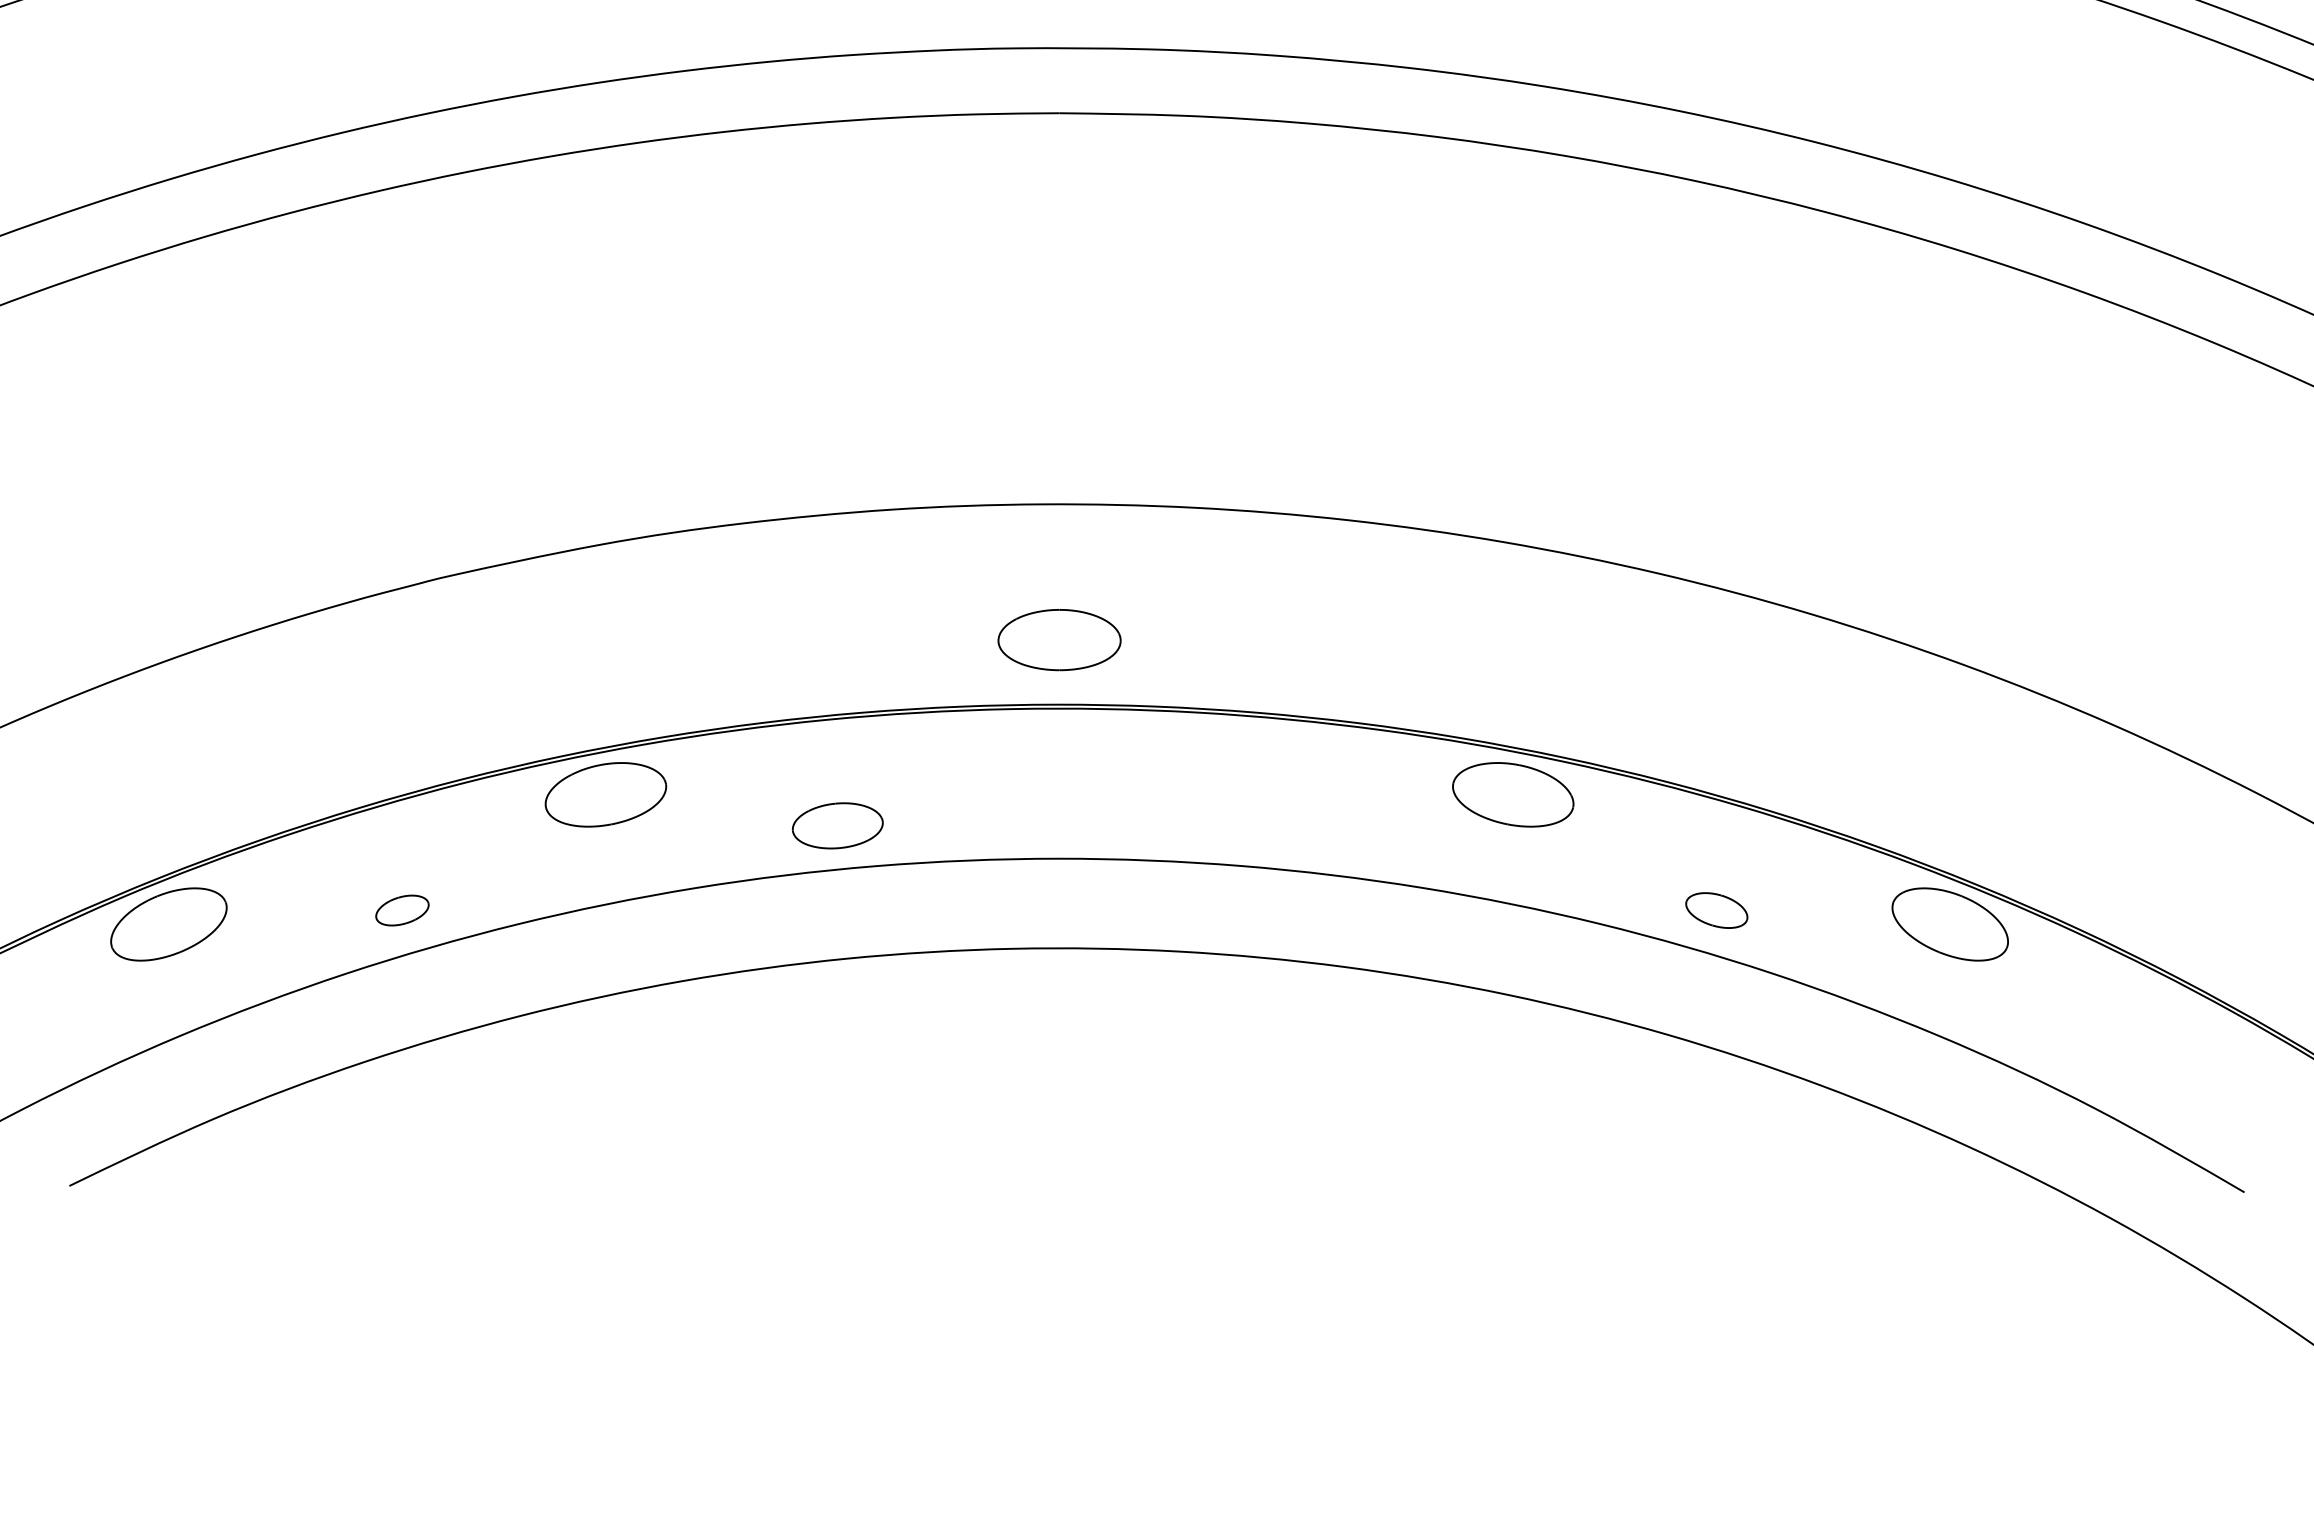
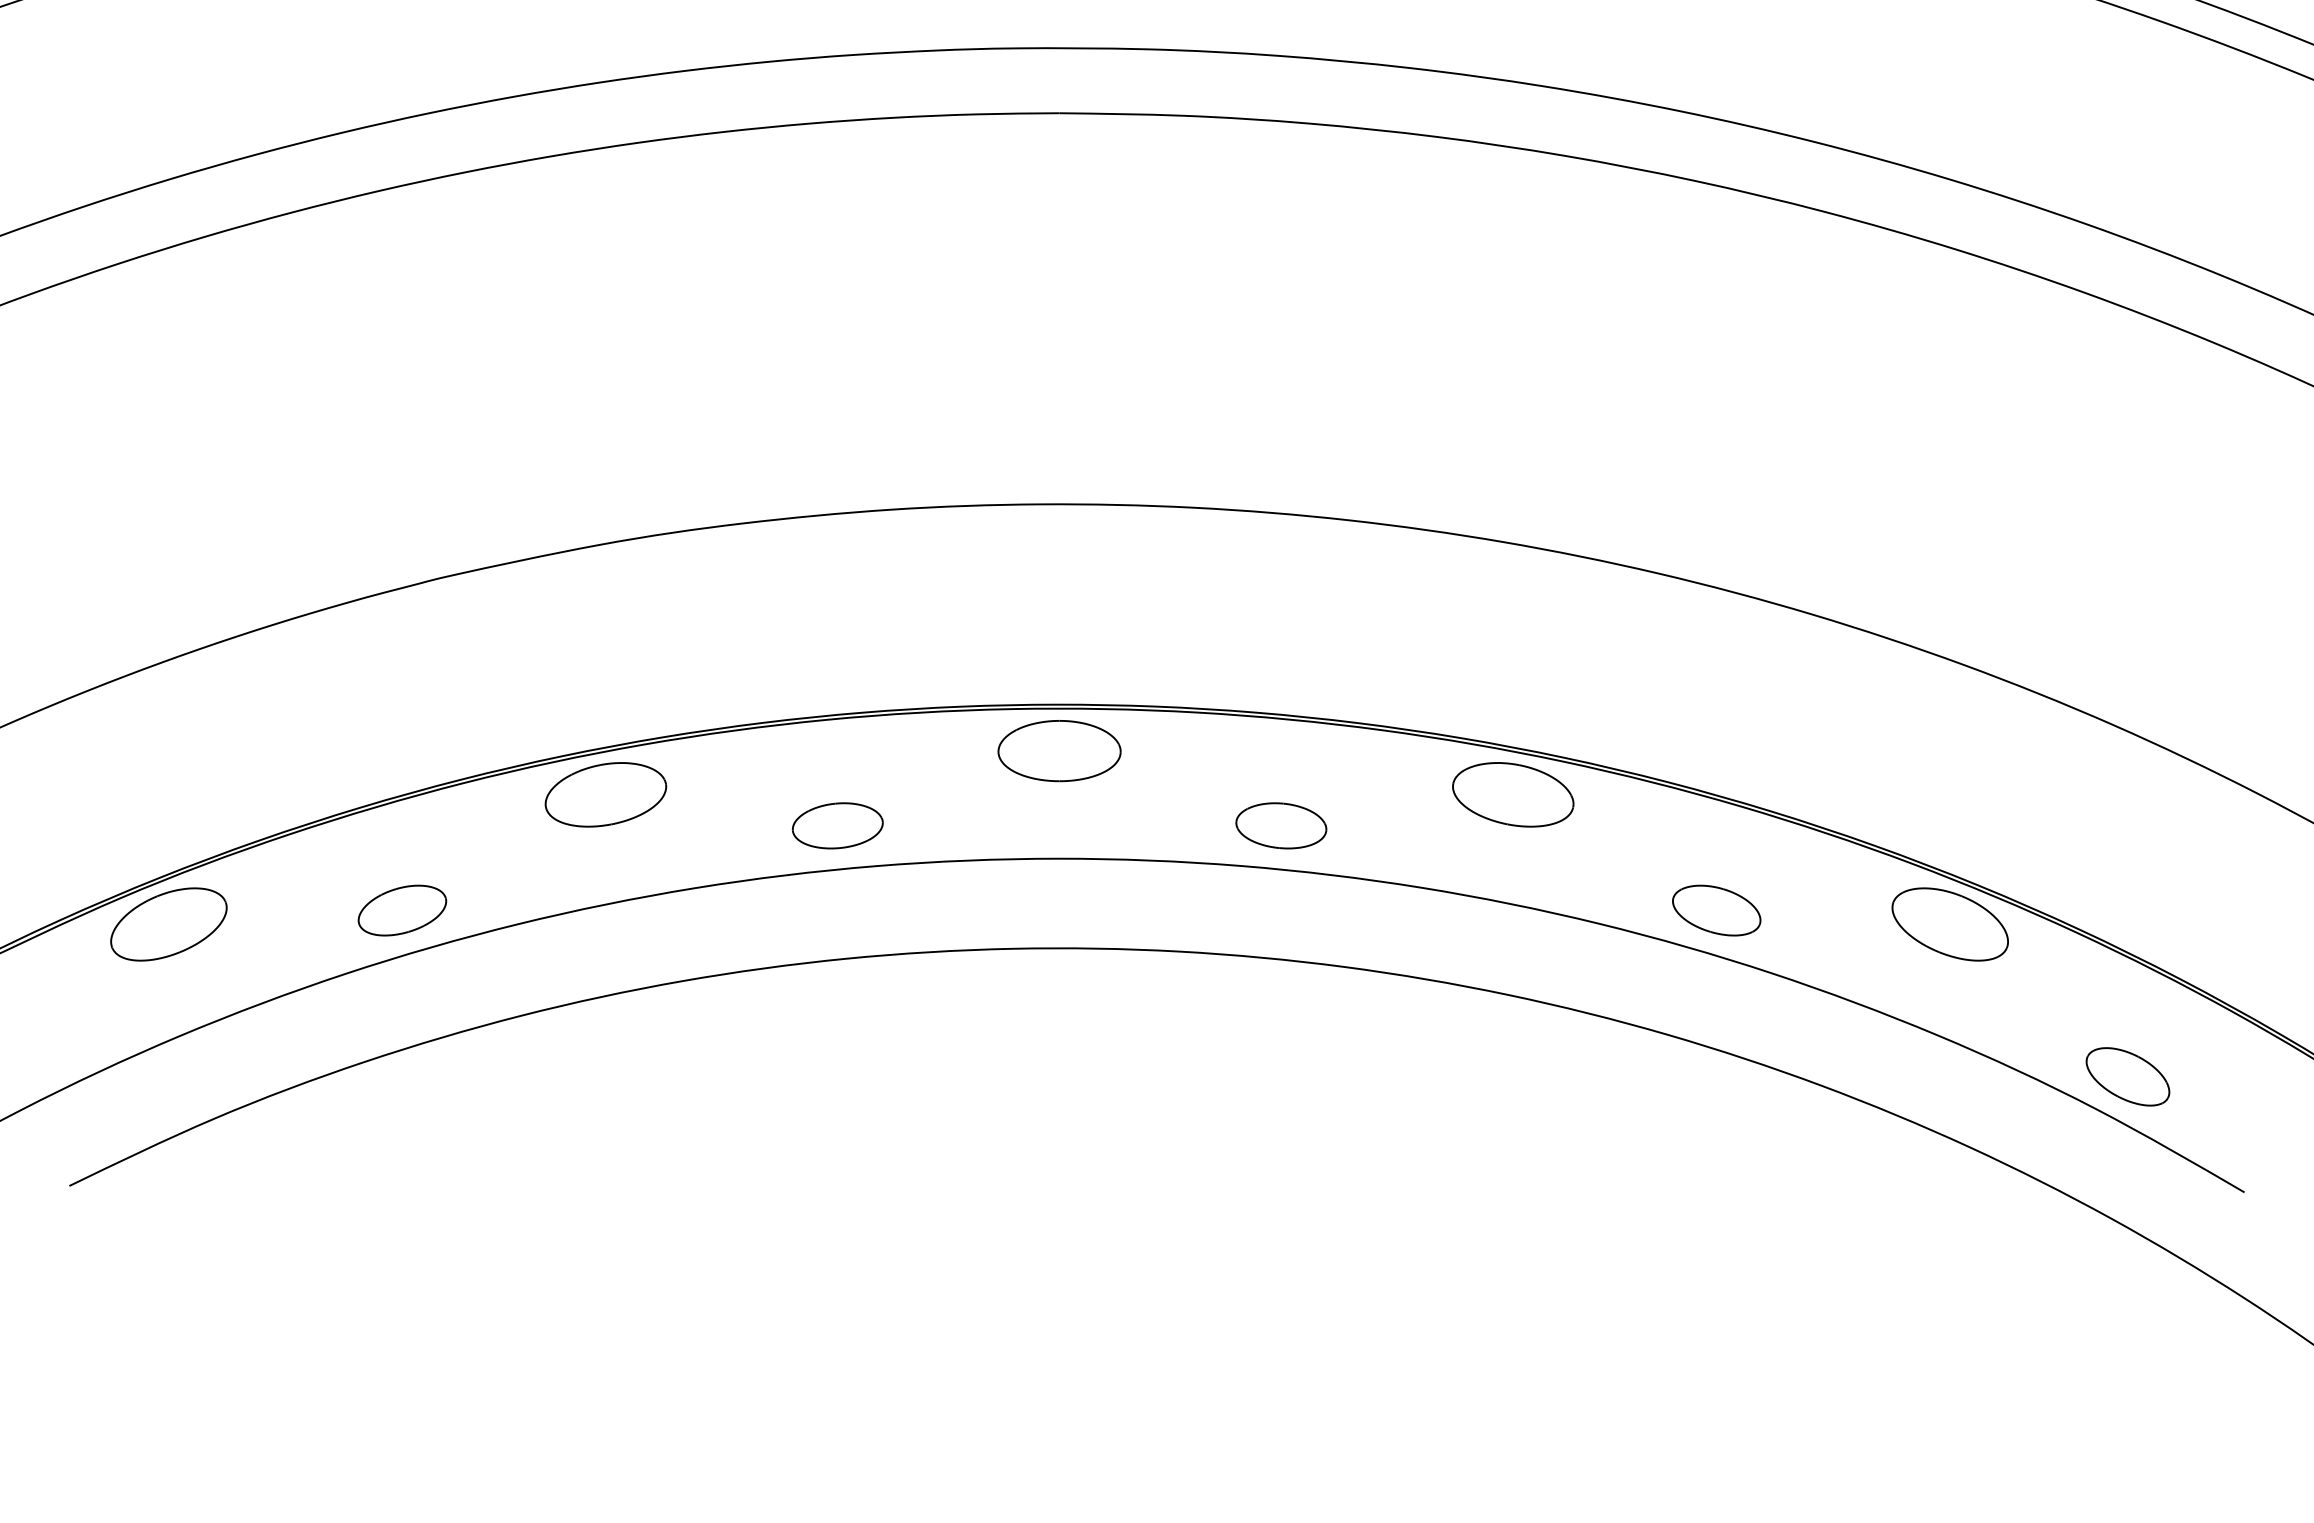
part position: (1059, 640) -> (1059, 751) (1059, 751)
part: none -> present (1281, 825)
part size: 55x33 px -> 91x53 px (402, 910)
part size: 64x37 px -> 90x53 px (1716, 910)
part: none -> present (2127, 1076)
